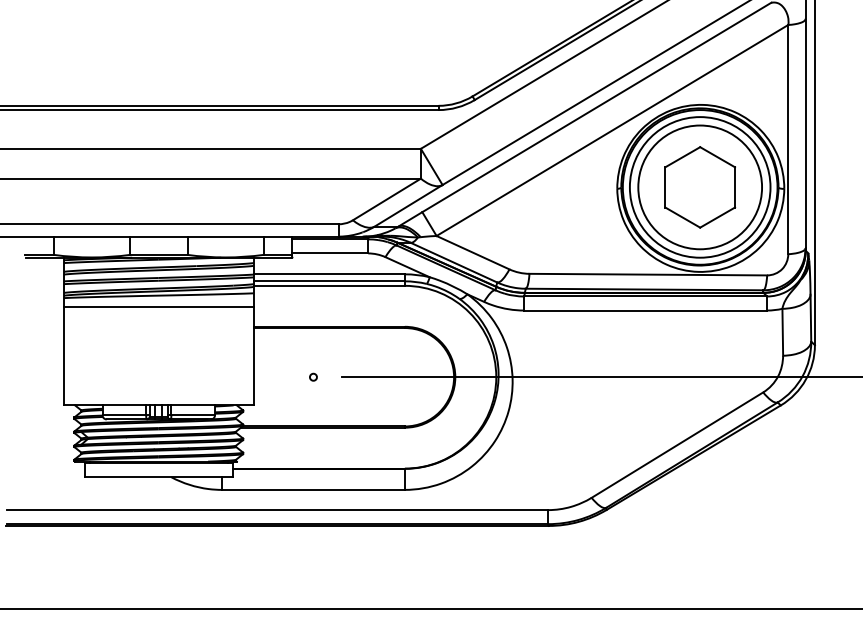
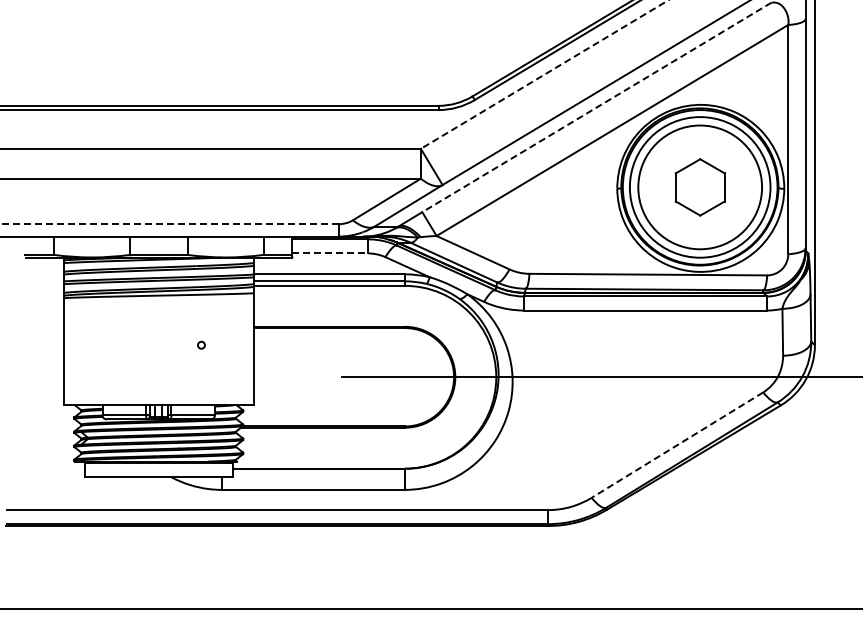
line: solid -> dashed (544, 74)
line: solid -> dashed (596, 107)
part size: 73x83 px -> 52x59 px (699, 187)
line: solid -> dashed (169, 224)
line: solid -> dashed (330, 253)
line: present -> none (158, 306)
circle position: (313, 376) -> (201, 344) (201, 344)
line: solid -> dashed (677, 445)
